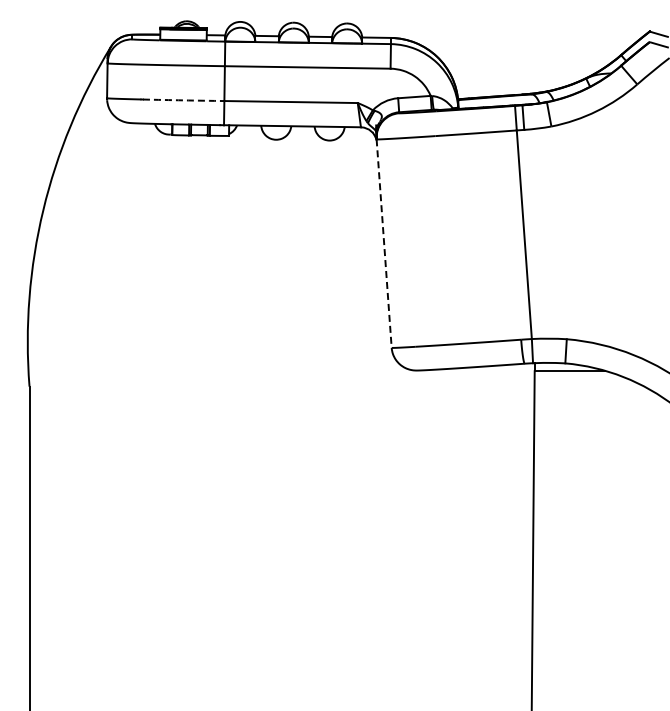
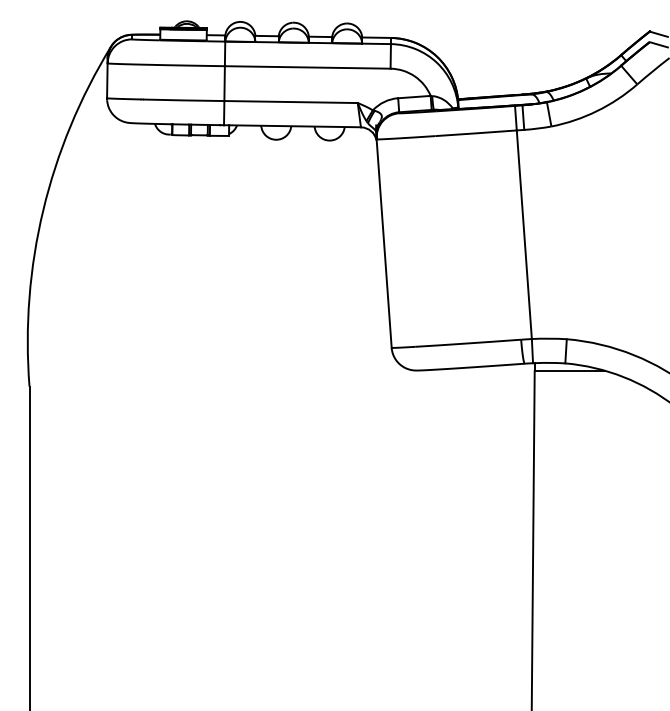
arc: dashed -> solid (183, 100)
line: dashed -> solid (384, 243)
